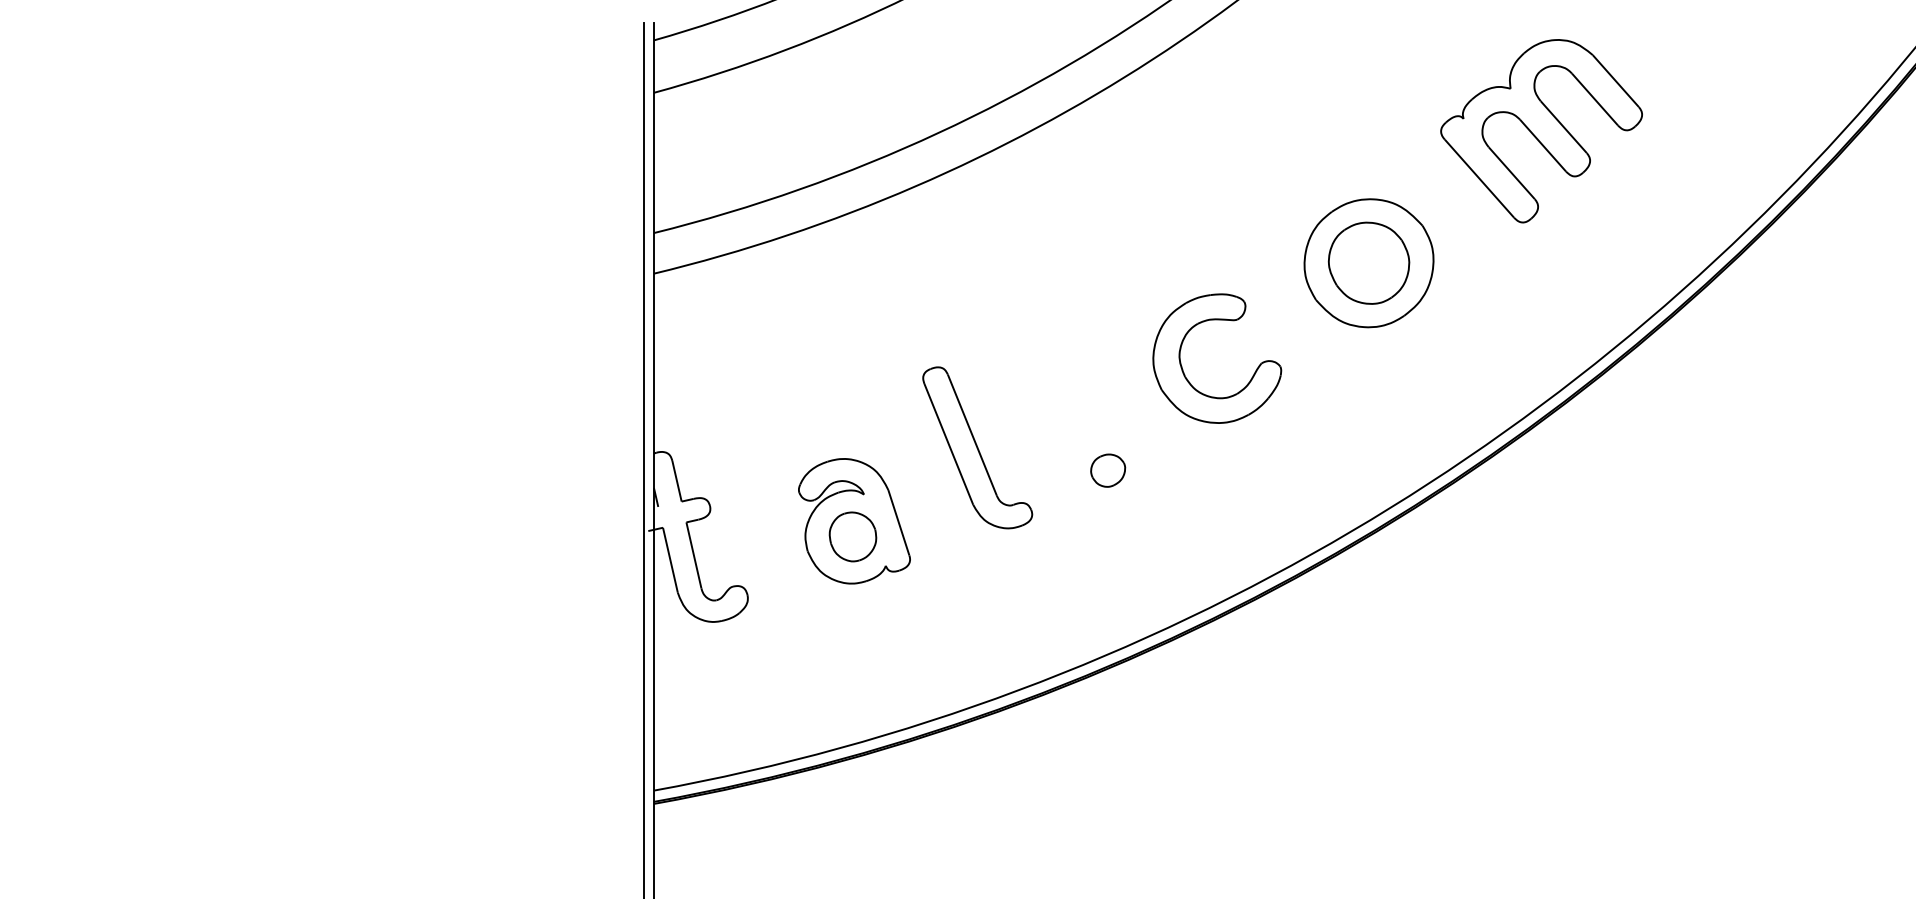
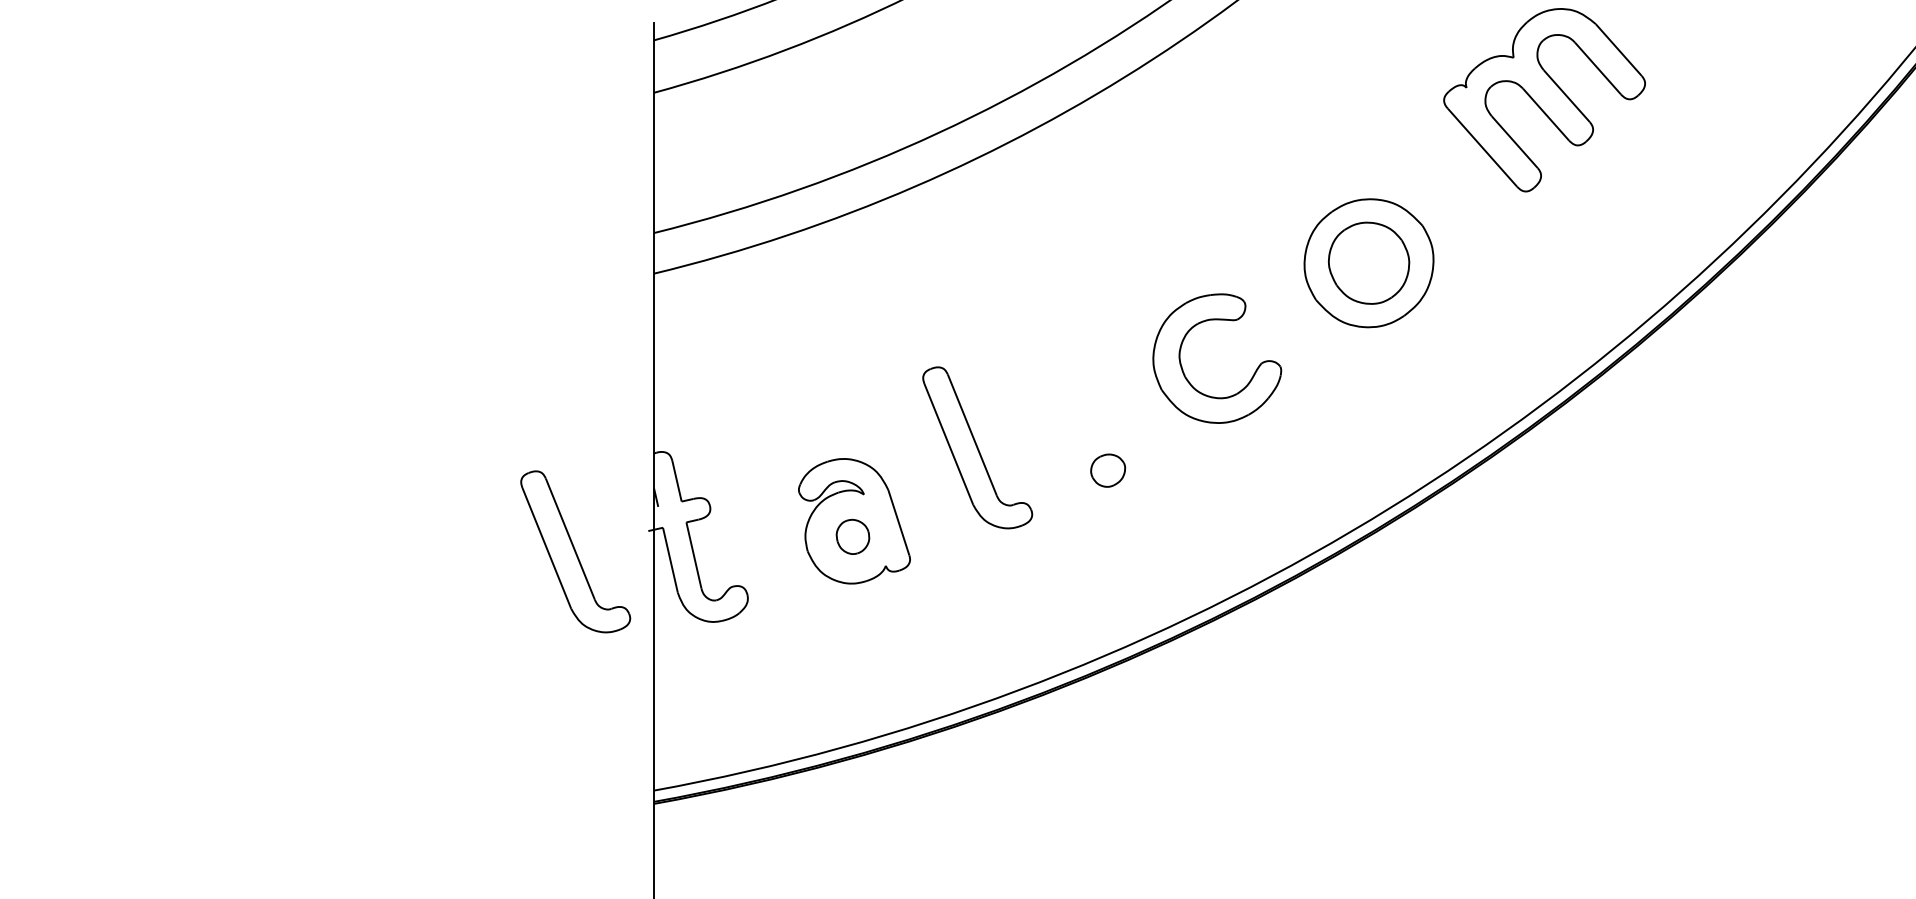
part position: (1541, 131) -> (1544, 100) (1544, 100)
line: present -> none (643, 459)
part size: 50x52 px -> 36x36 px (852, 536)
part: none -> present (575, 551)
